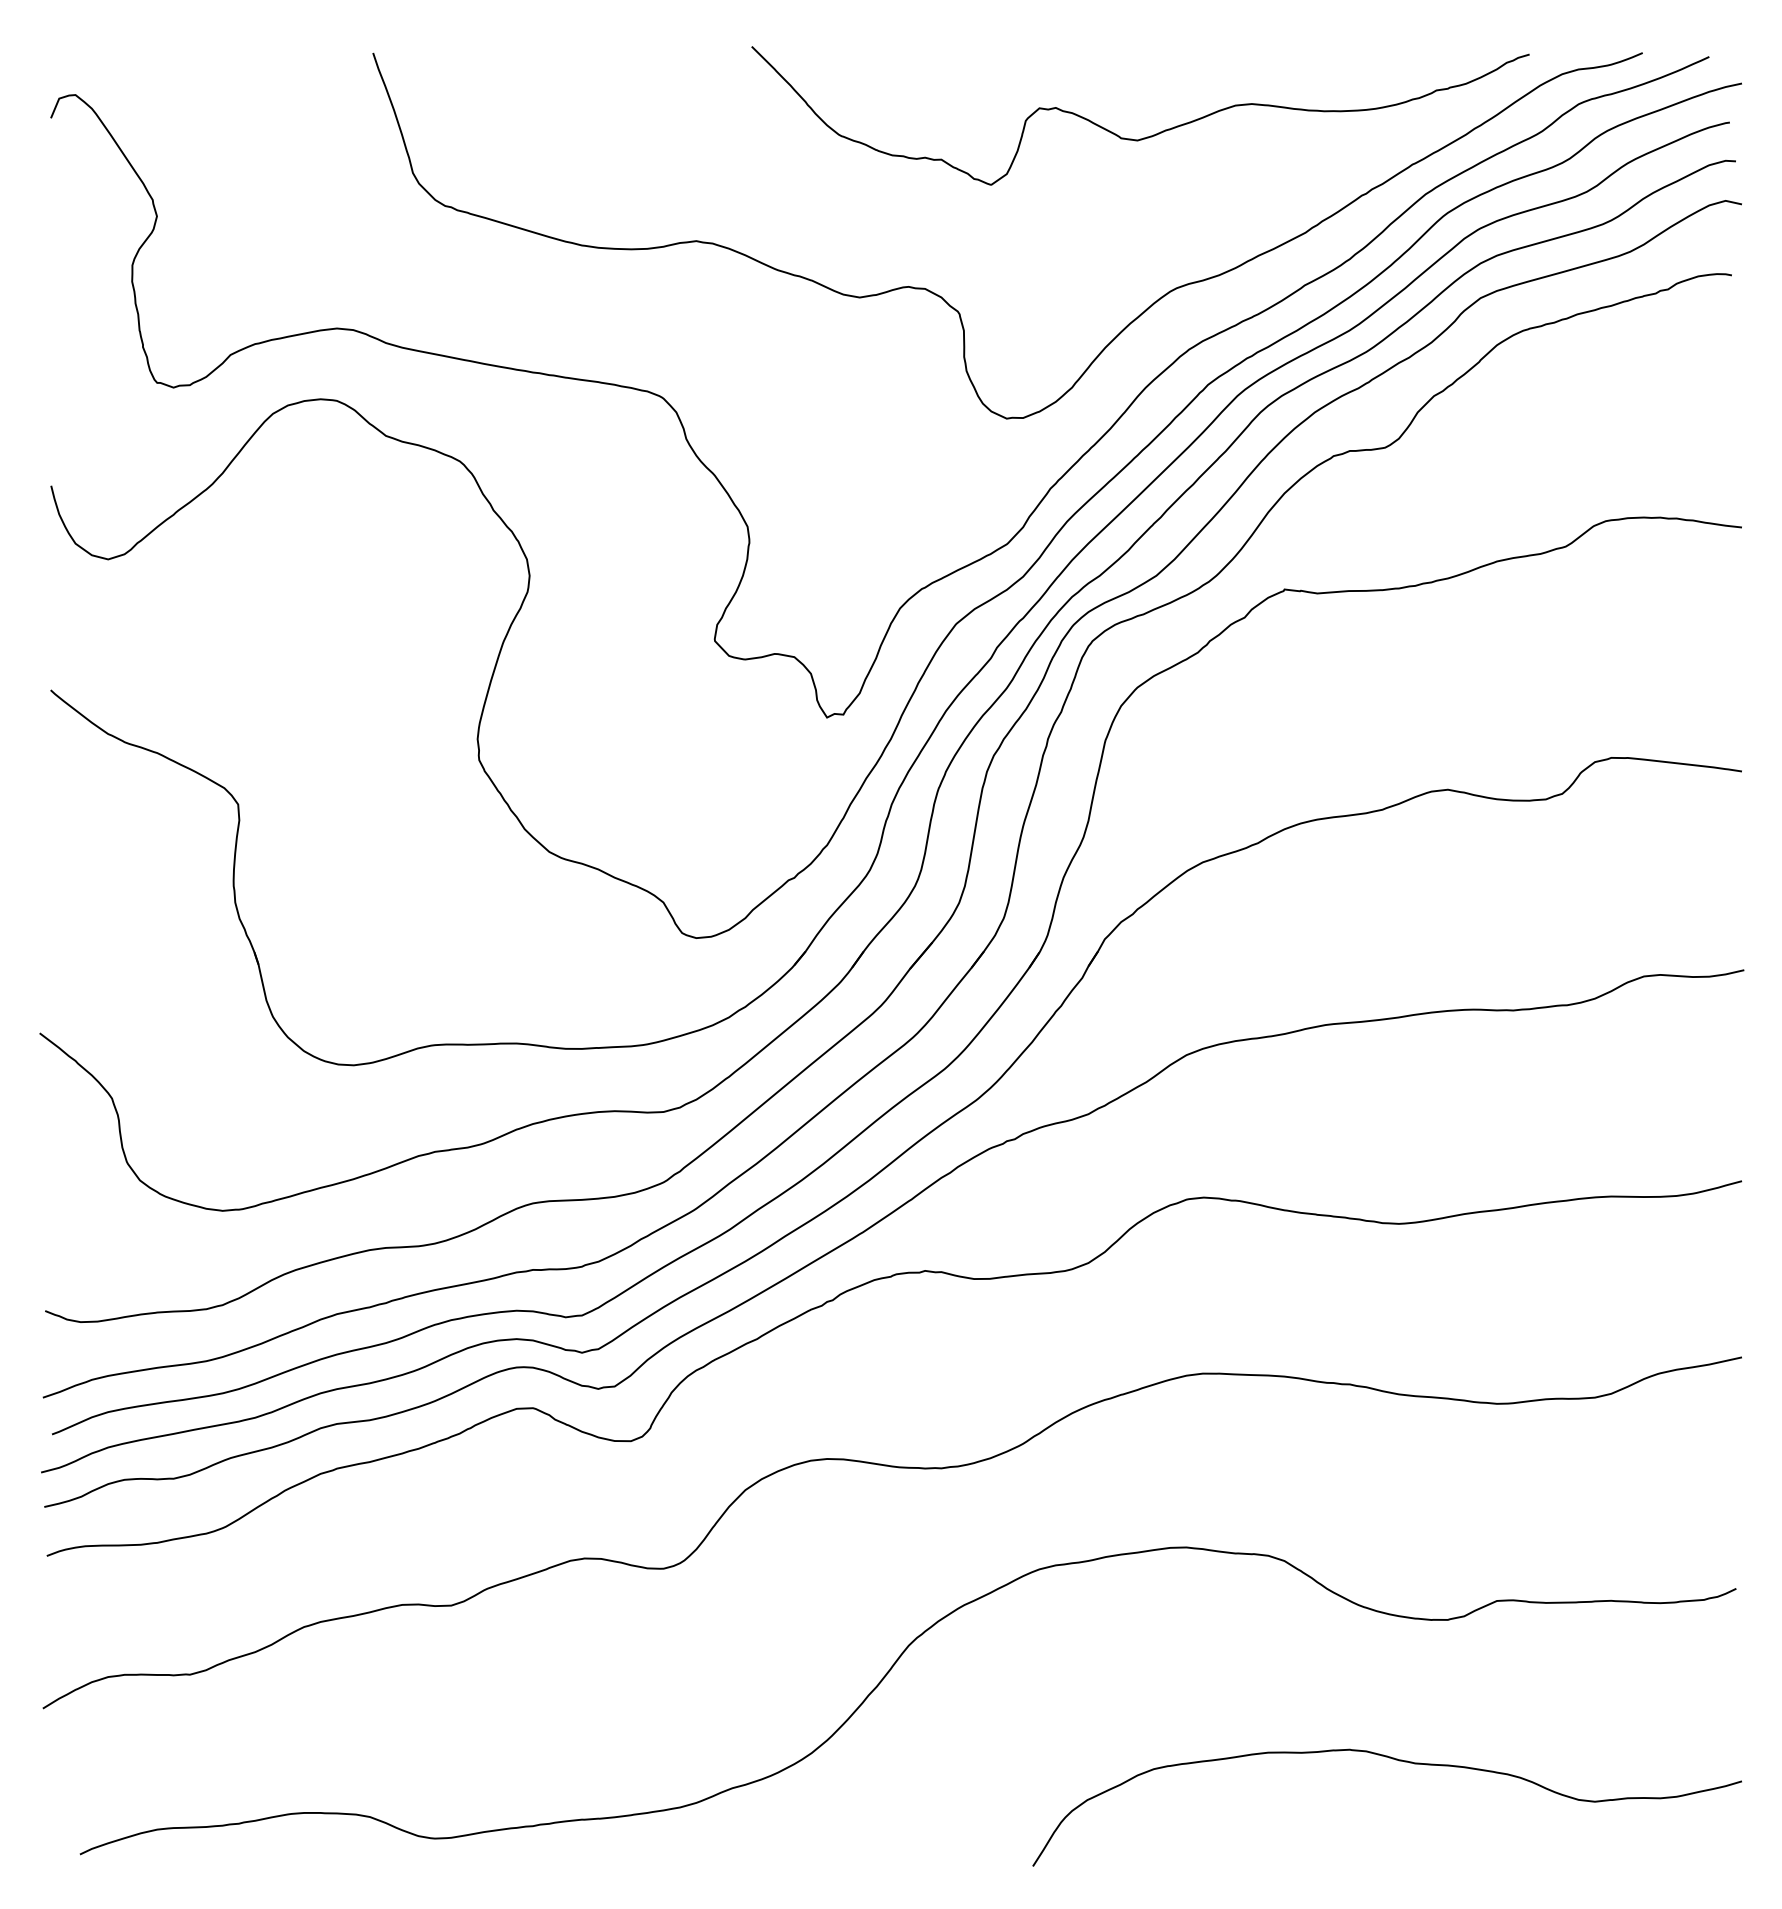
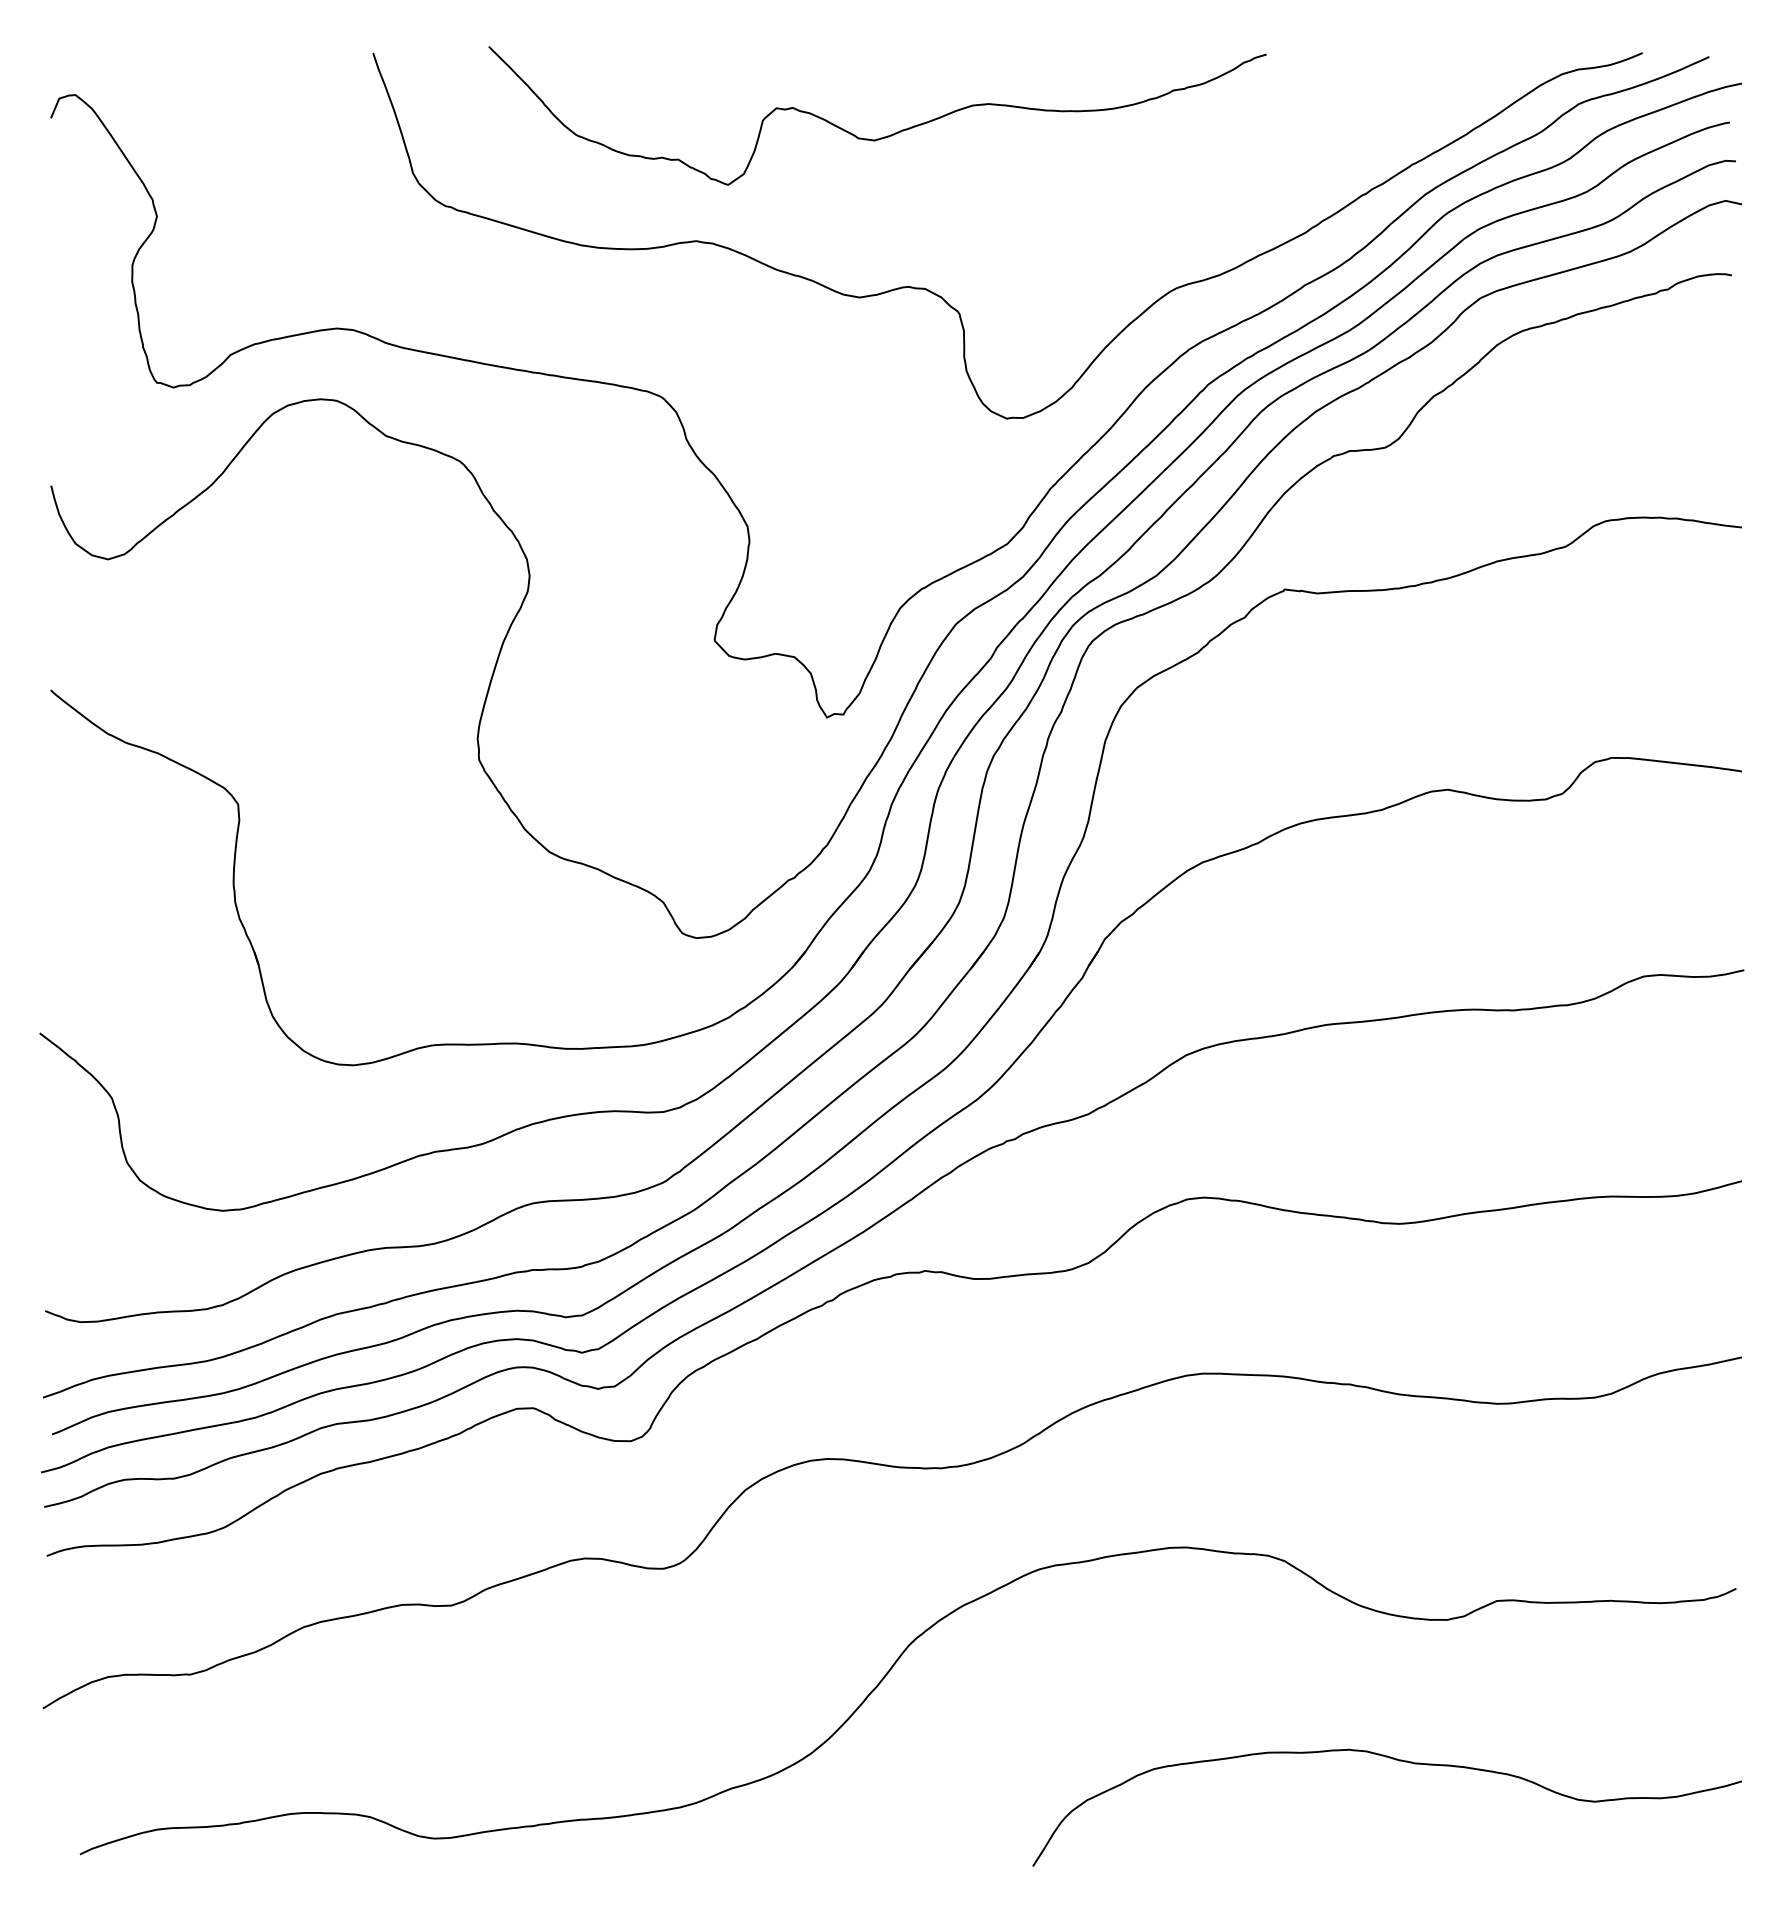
curve position: (1147, 136) -> (884, 136) (884, 136)
